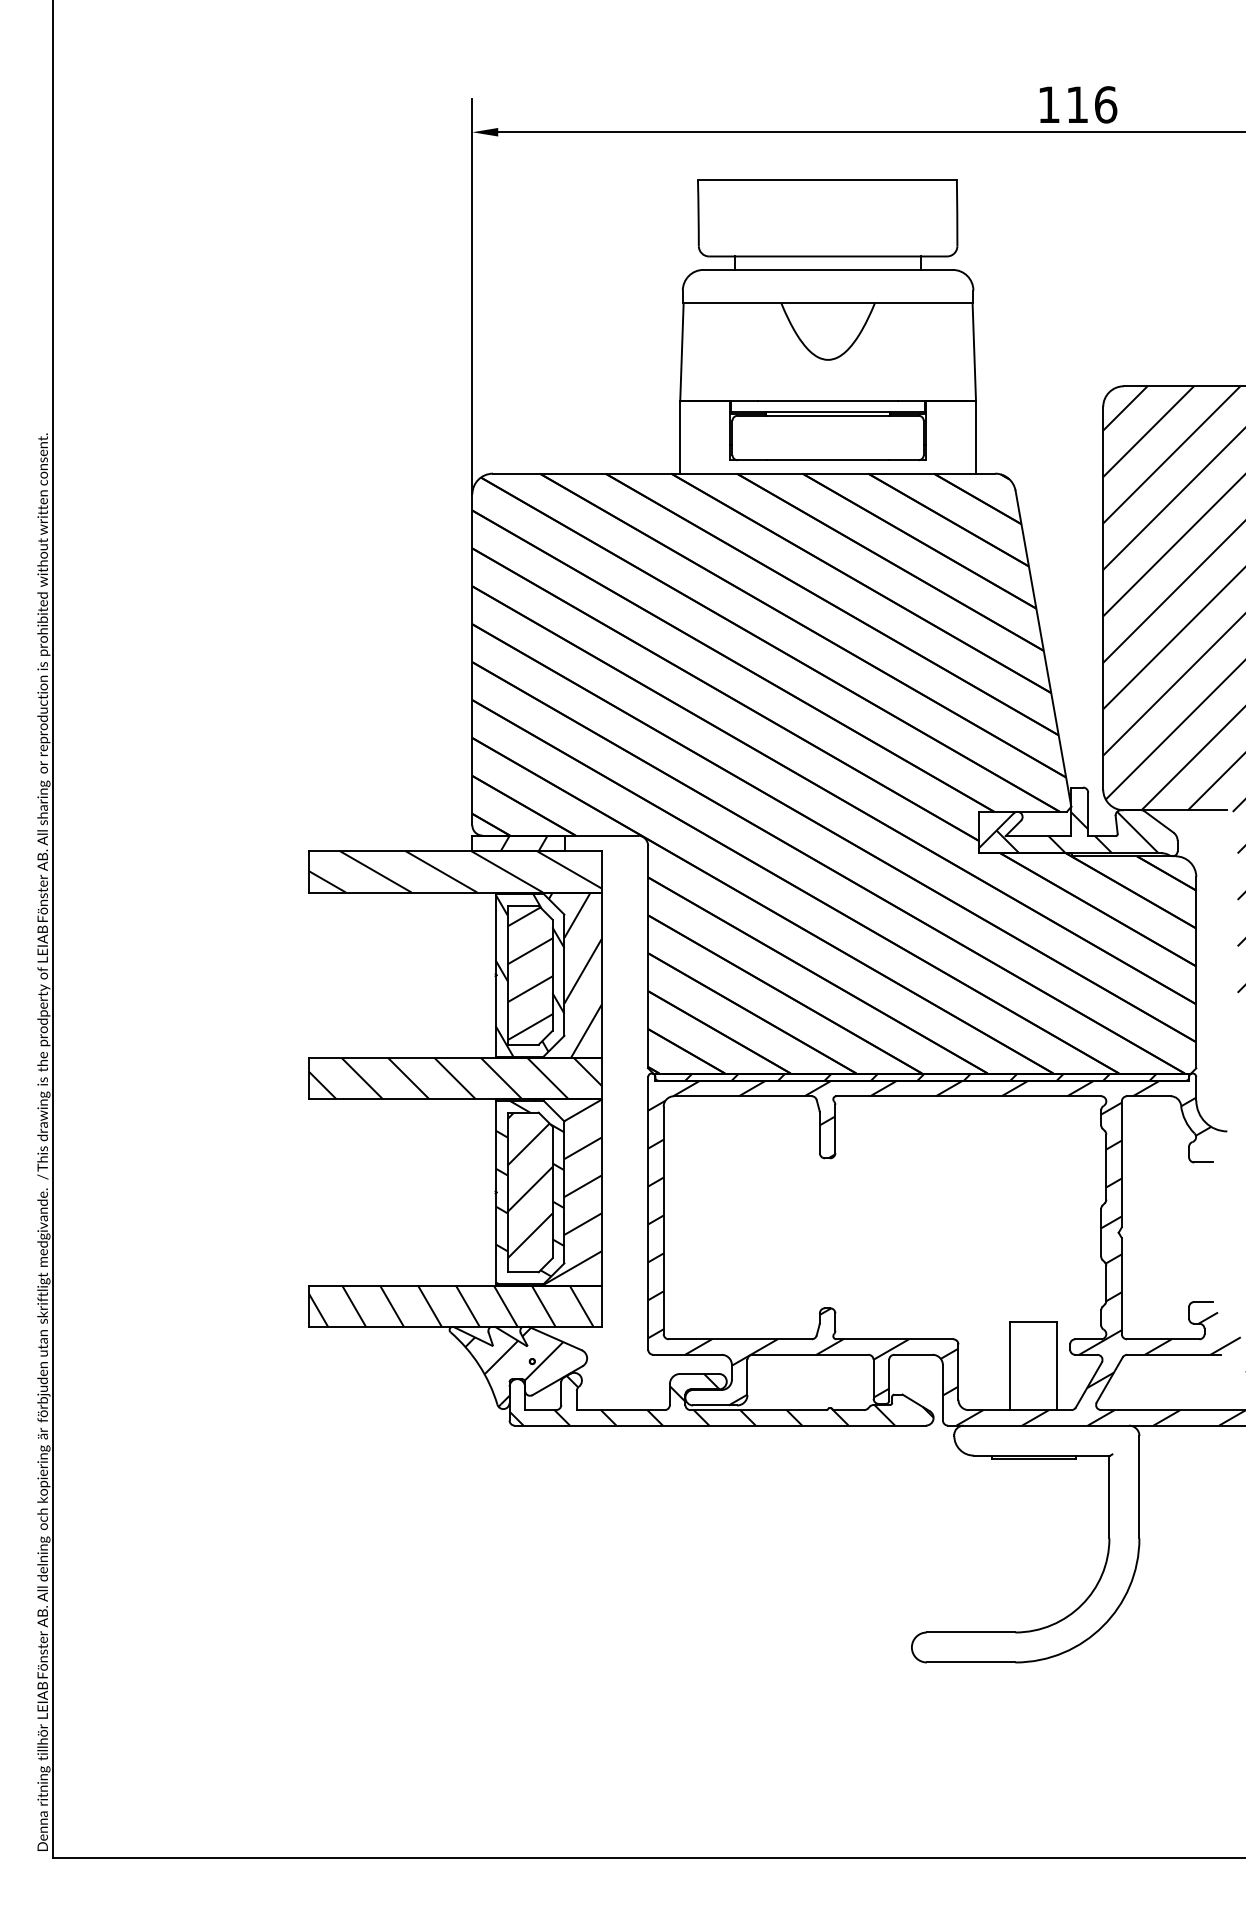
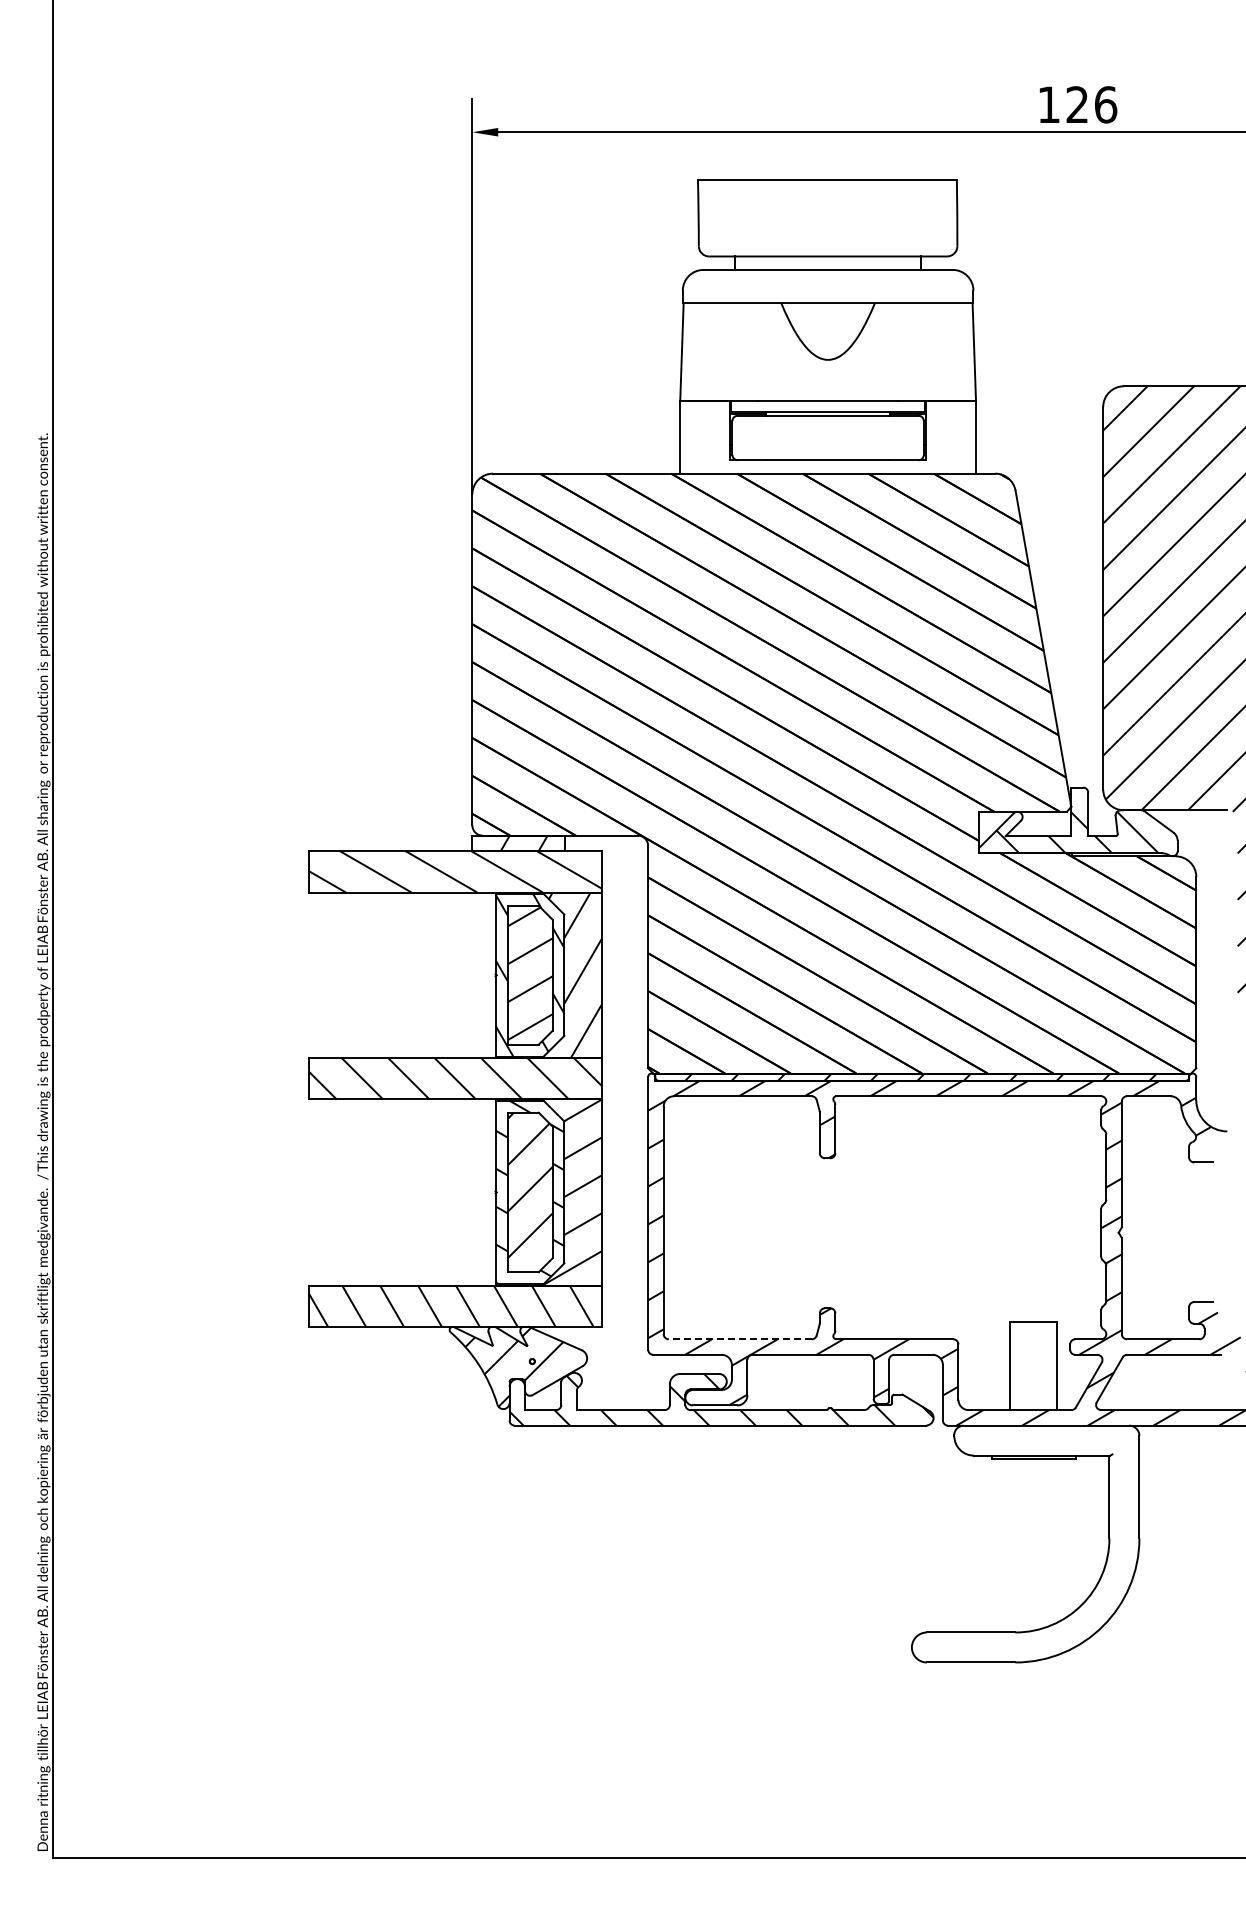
text: 116 -> 126 (1076, 104)
line: solid -> dashed (739, 1339)
